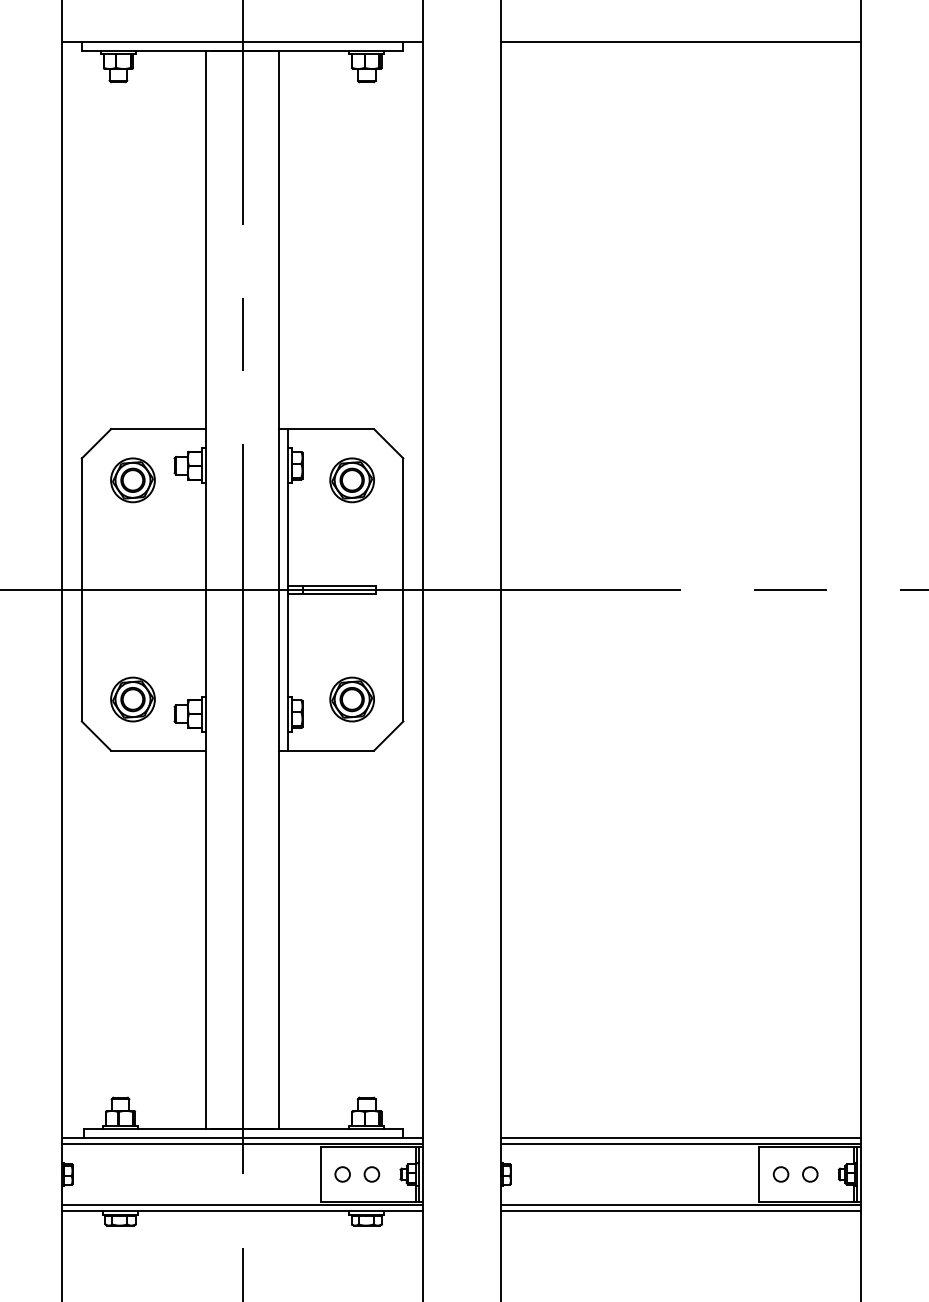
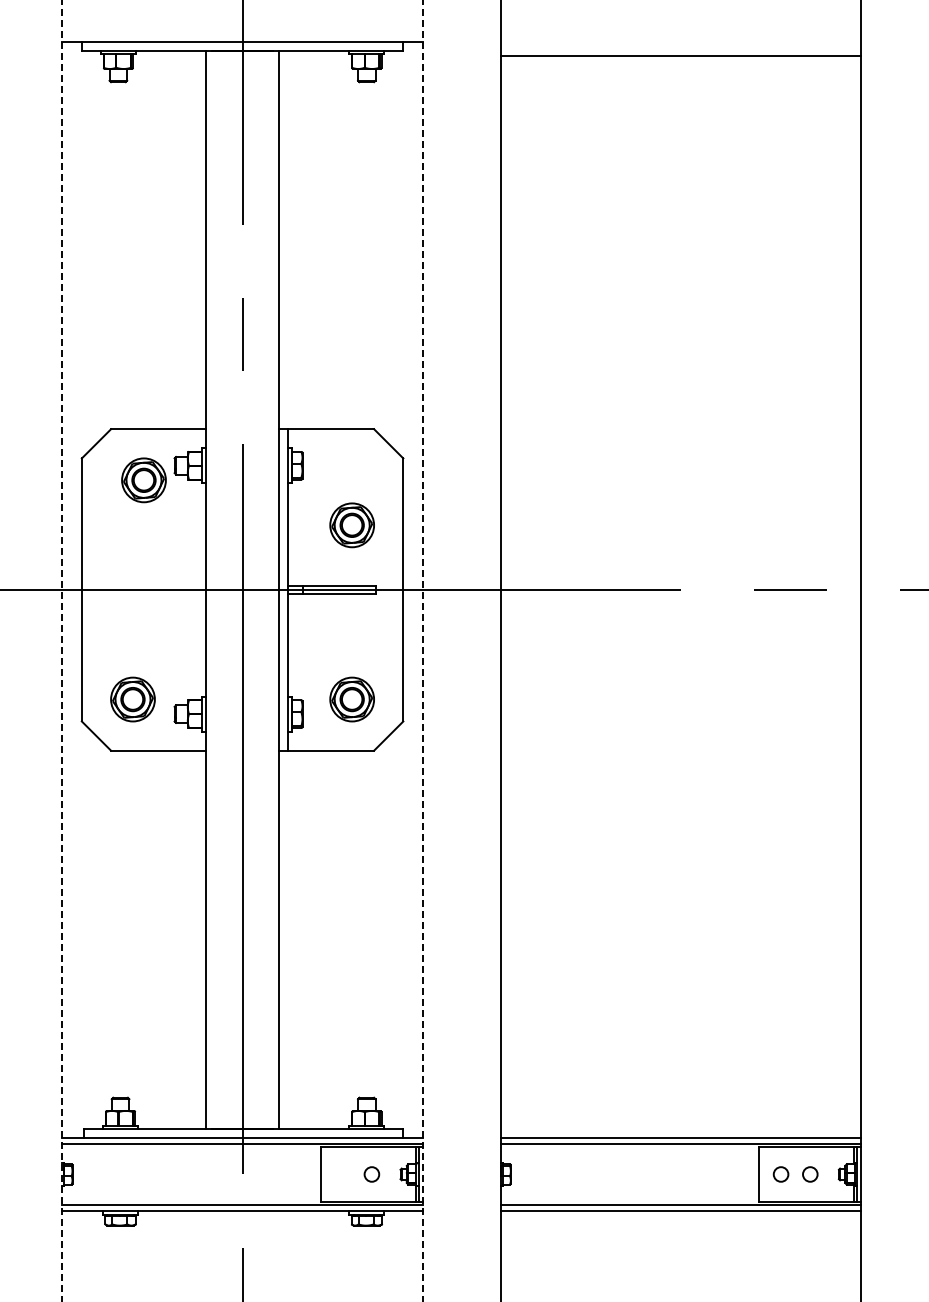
line position: (680, 41) -> (680, 55) (680, 55)
part position: (132, 480) -> (143, 480) (143, 480)
part position: (351, 480) -> (351, 525) (351, 525)
line: solid -> dashed (62, 650)
line: solid -> dashed (423, 650)
circle: present -> none (342, 1174)
